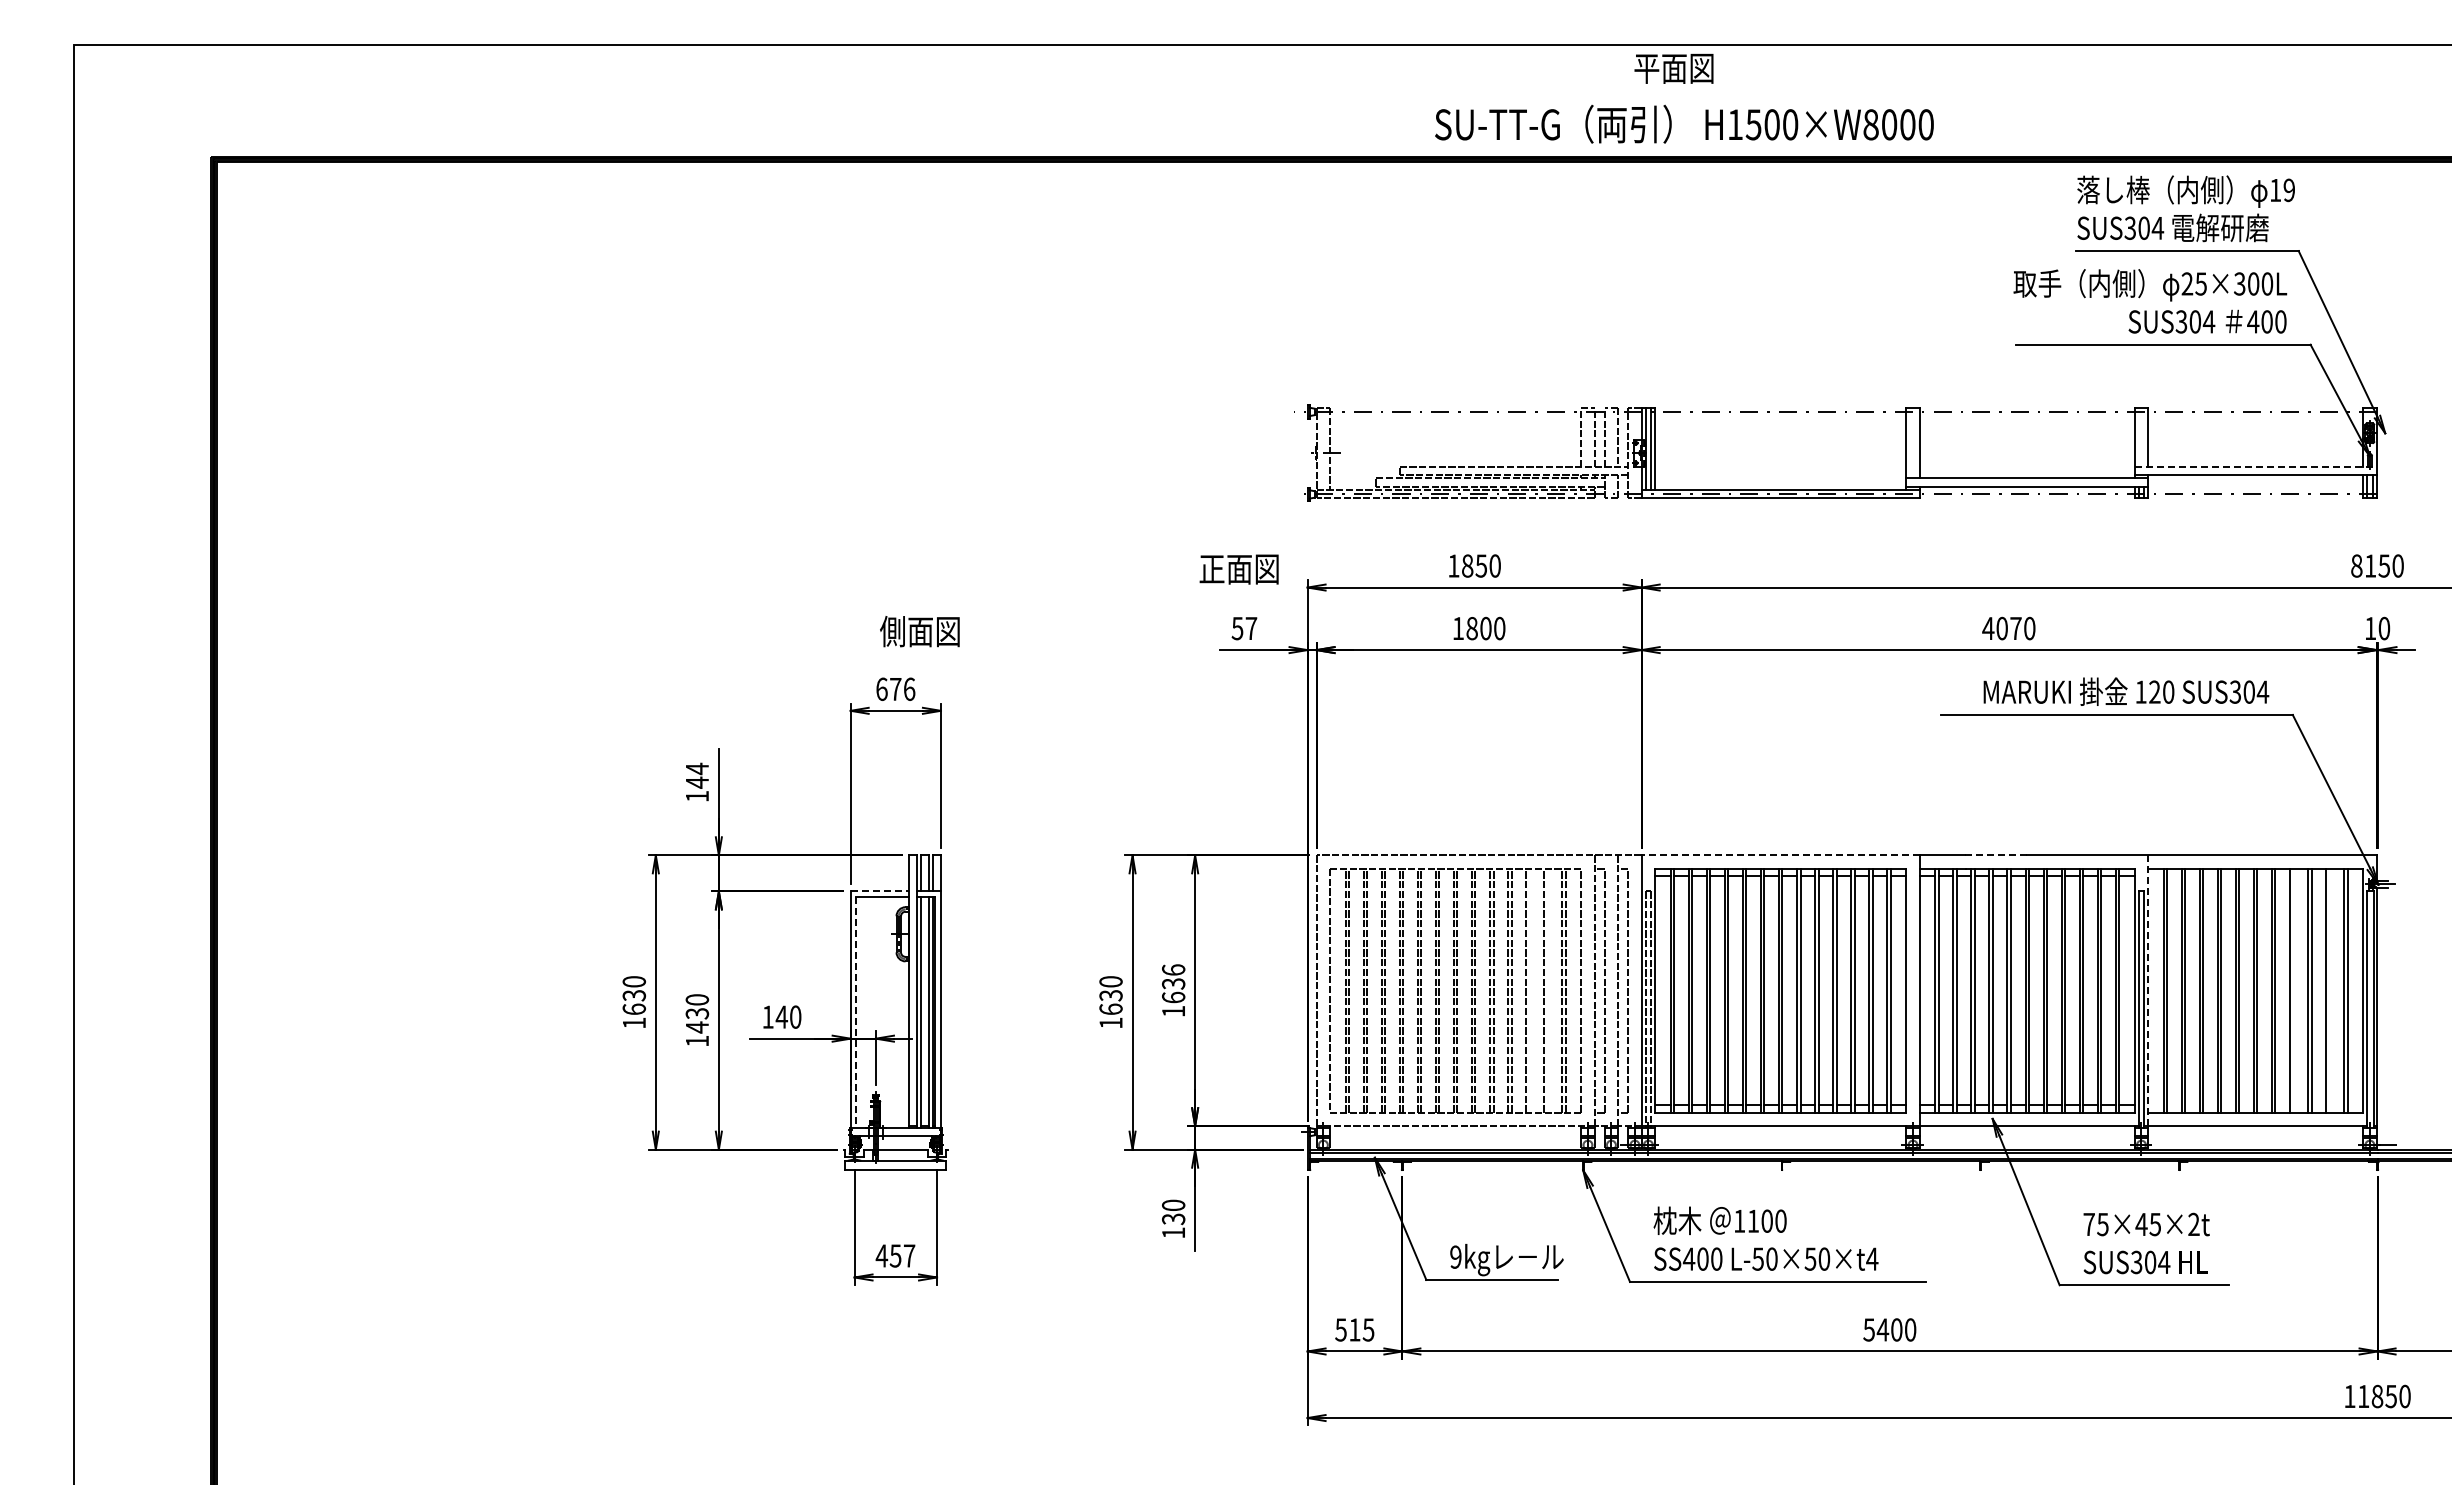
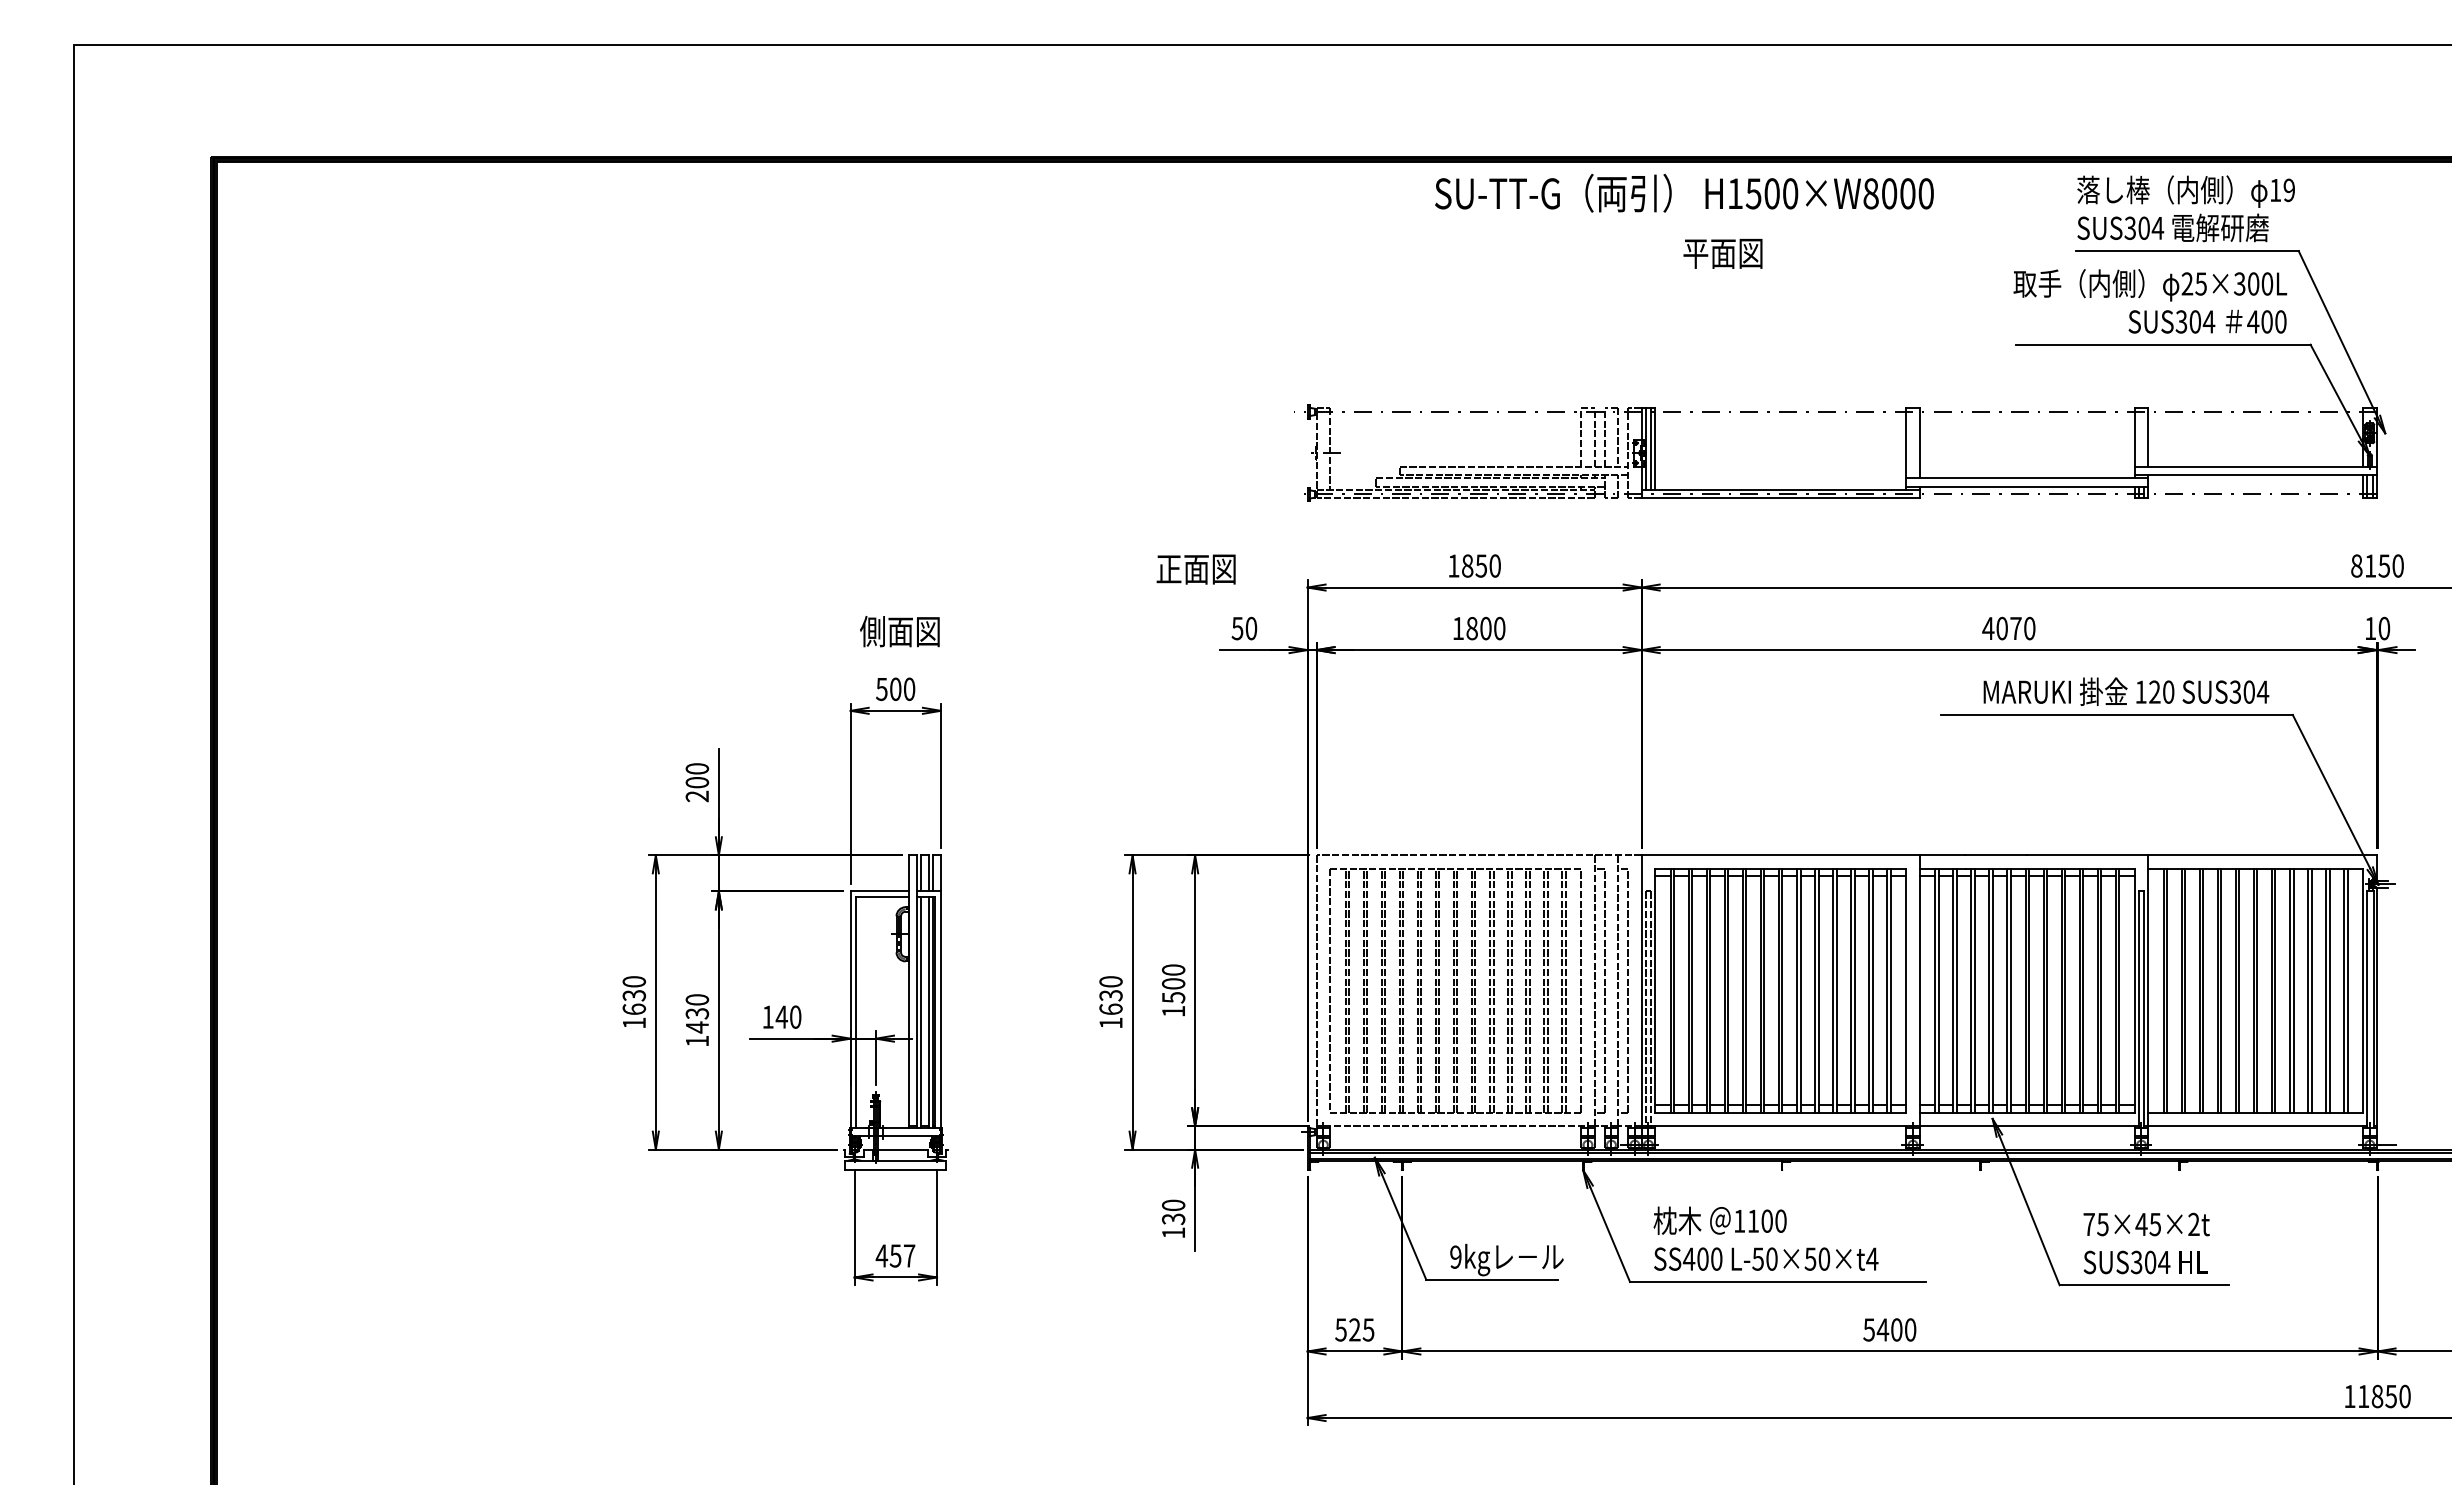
text position: (1673, 68) -> (1722, 253) (1722, 253)
text position: (1684, 123) -> (1684, 192) (1684, 192)
line: dashed -> solid (2255, 466)
text position: (1238, 569) -> (1195, 569) (1195, 569)
text: 57 -> 50 (1251, 628)
text position: (919, 631) -> (899, 631) (899, 631)
text: 676 -> 500 (895, 689)
text: 144 -> 200 (697, 782)
line: dashed -> solid (1780, 855)
line: dashed -> solid (1995, 855)
line: dashed -> solid (880, 891)
text: 1636 -> 1500 (1173, 983)
line: none -> present (1529, 990)
line: none -> present (1547, 990)
line: dashed -> solid (2148, 990)
line: none -> present (2293, 990)
line: none -> present (2329, 990)
line: dashed -> solid (856, 1012)
text: 515 -> 525 (1354, 1329)
